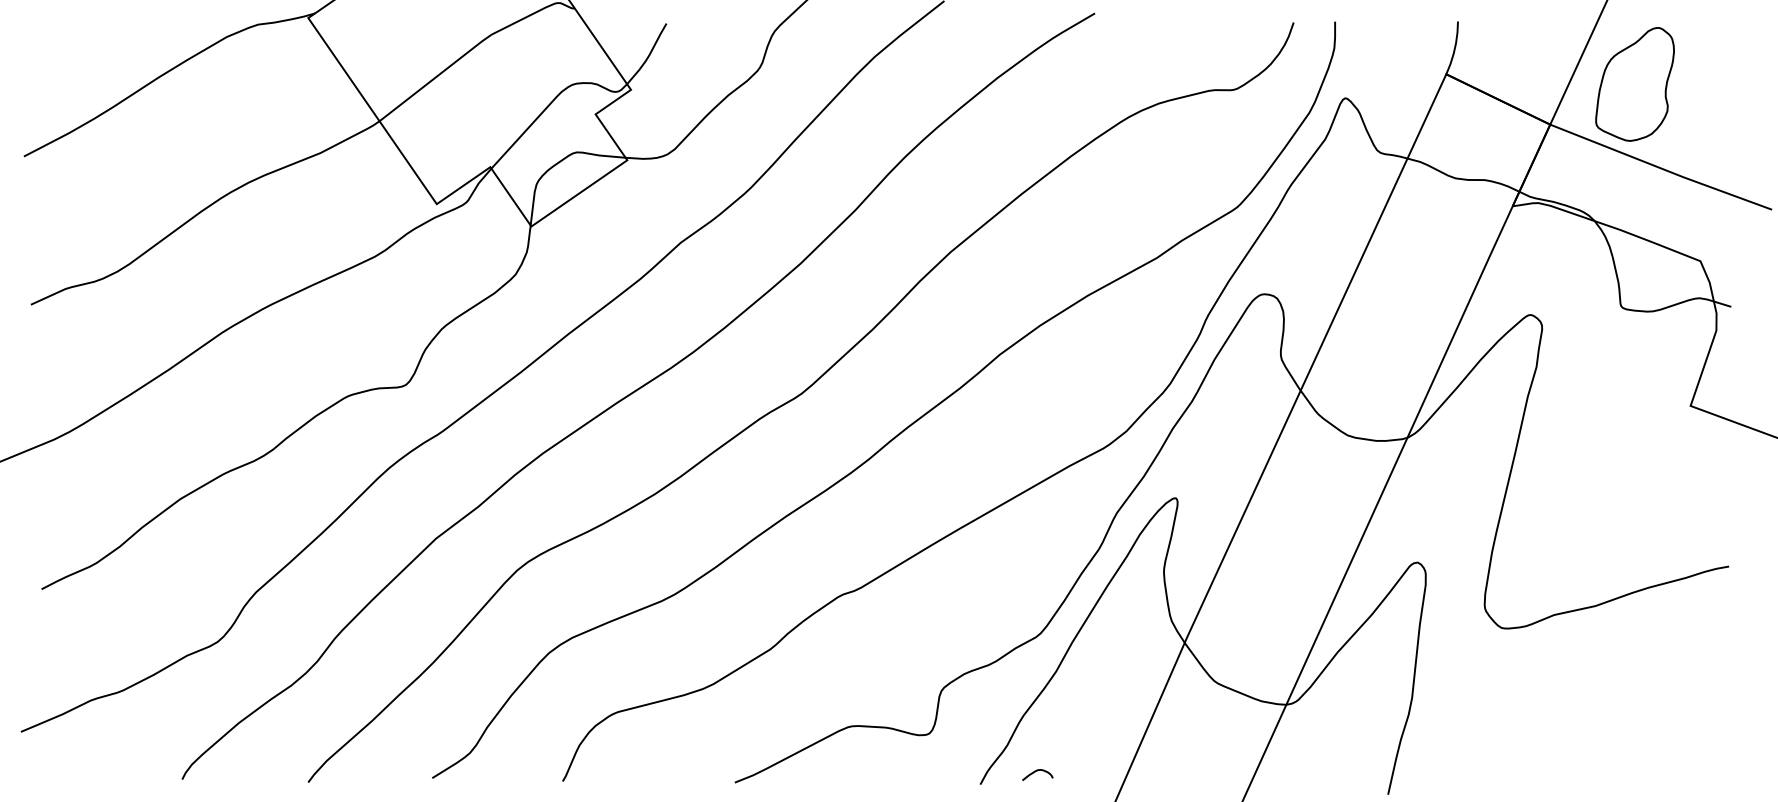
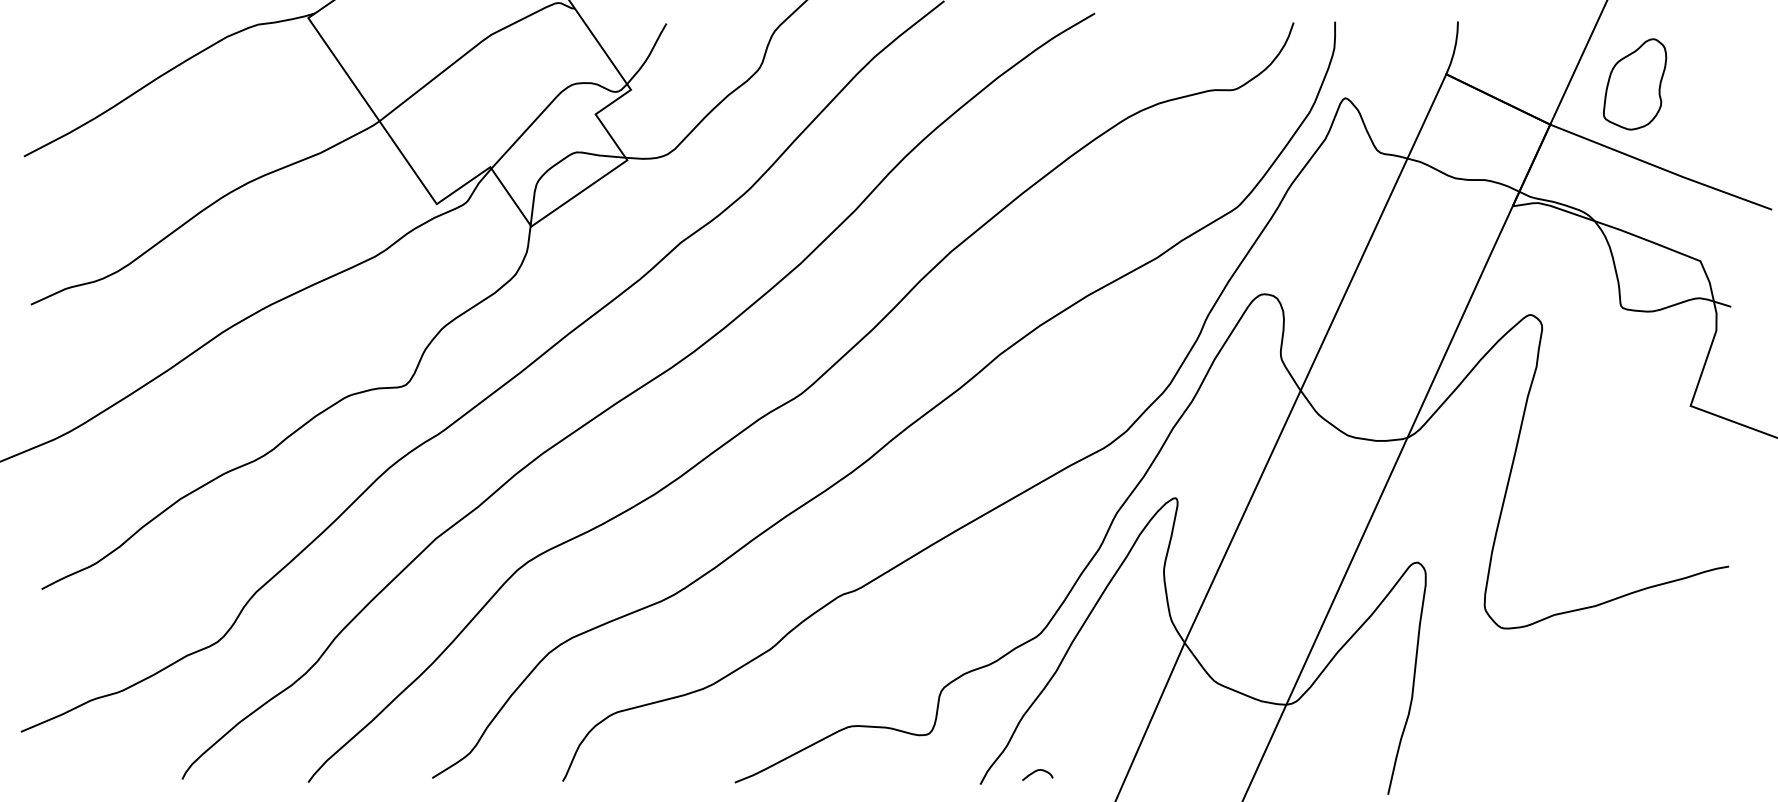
part size: 80x115 px -> 65x93 px (1635, 84)
